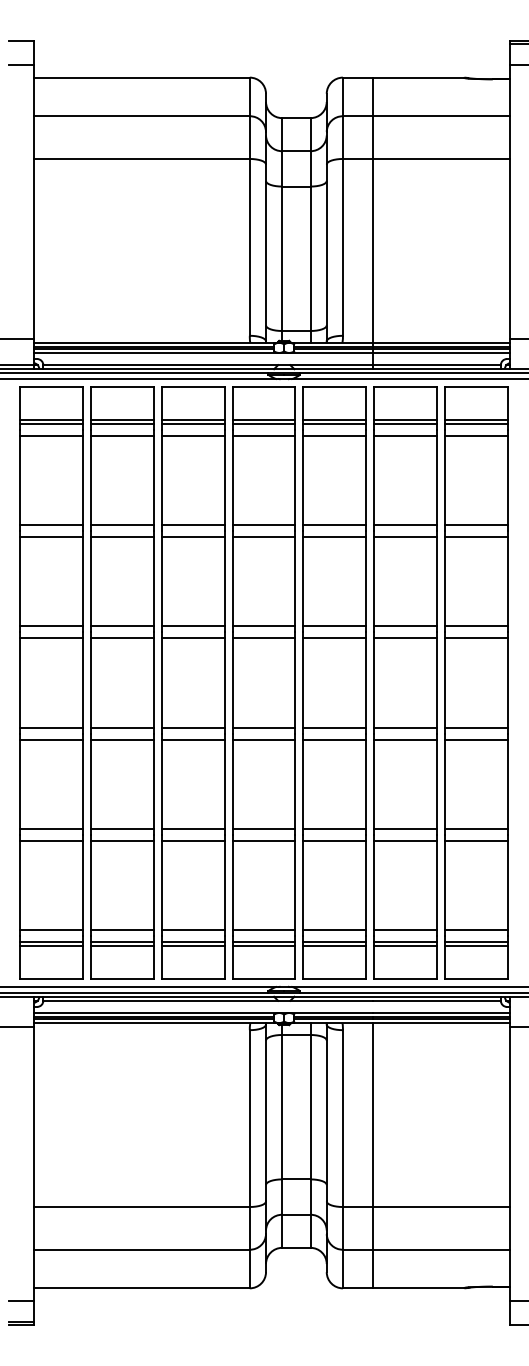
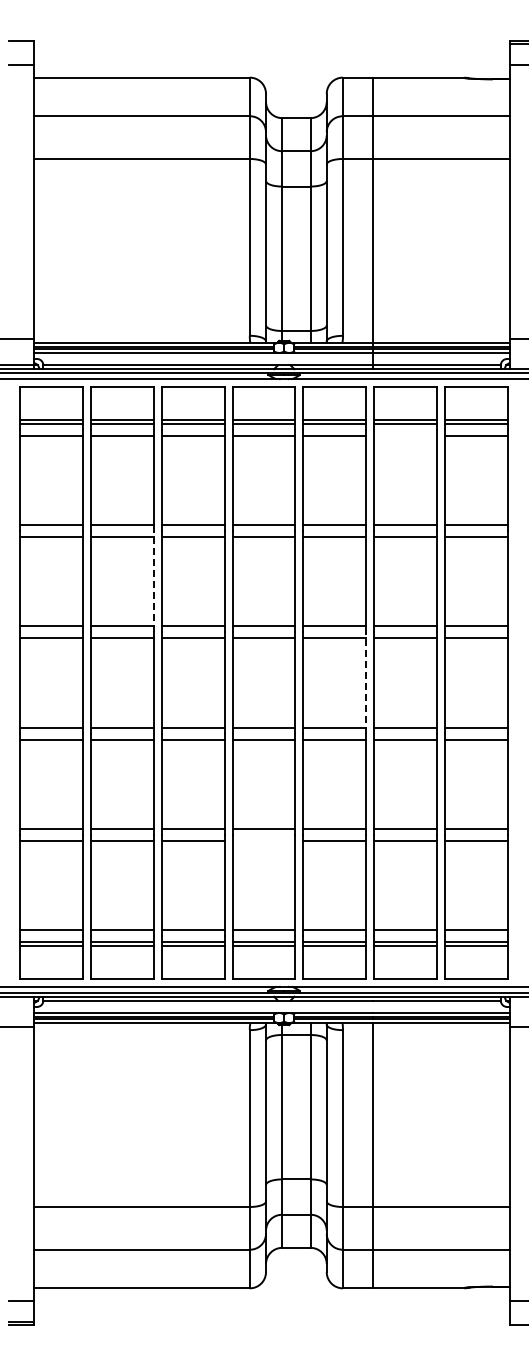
line: present -> none (405, 435)
line: solid -> dashed (153, 581)
line: solid -> dashed (366, 682)
line: present -> none (263, 840)
